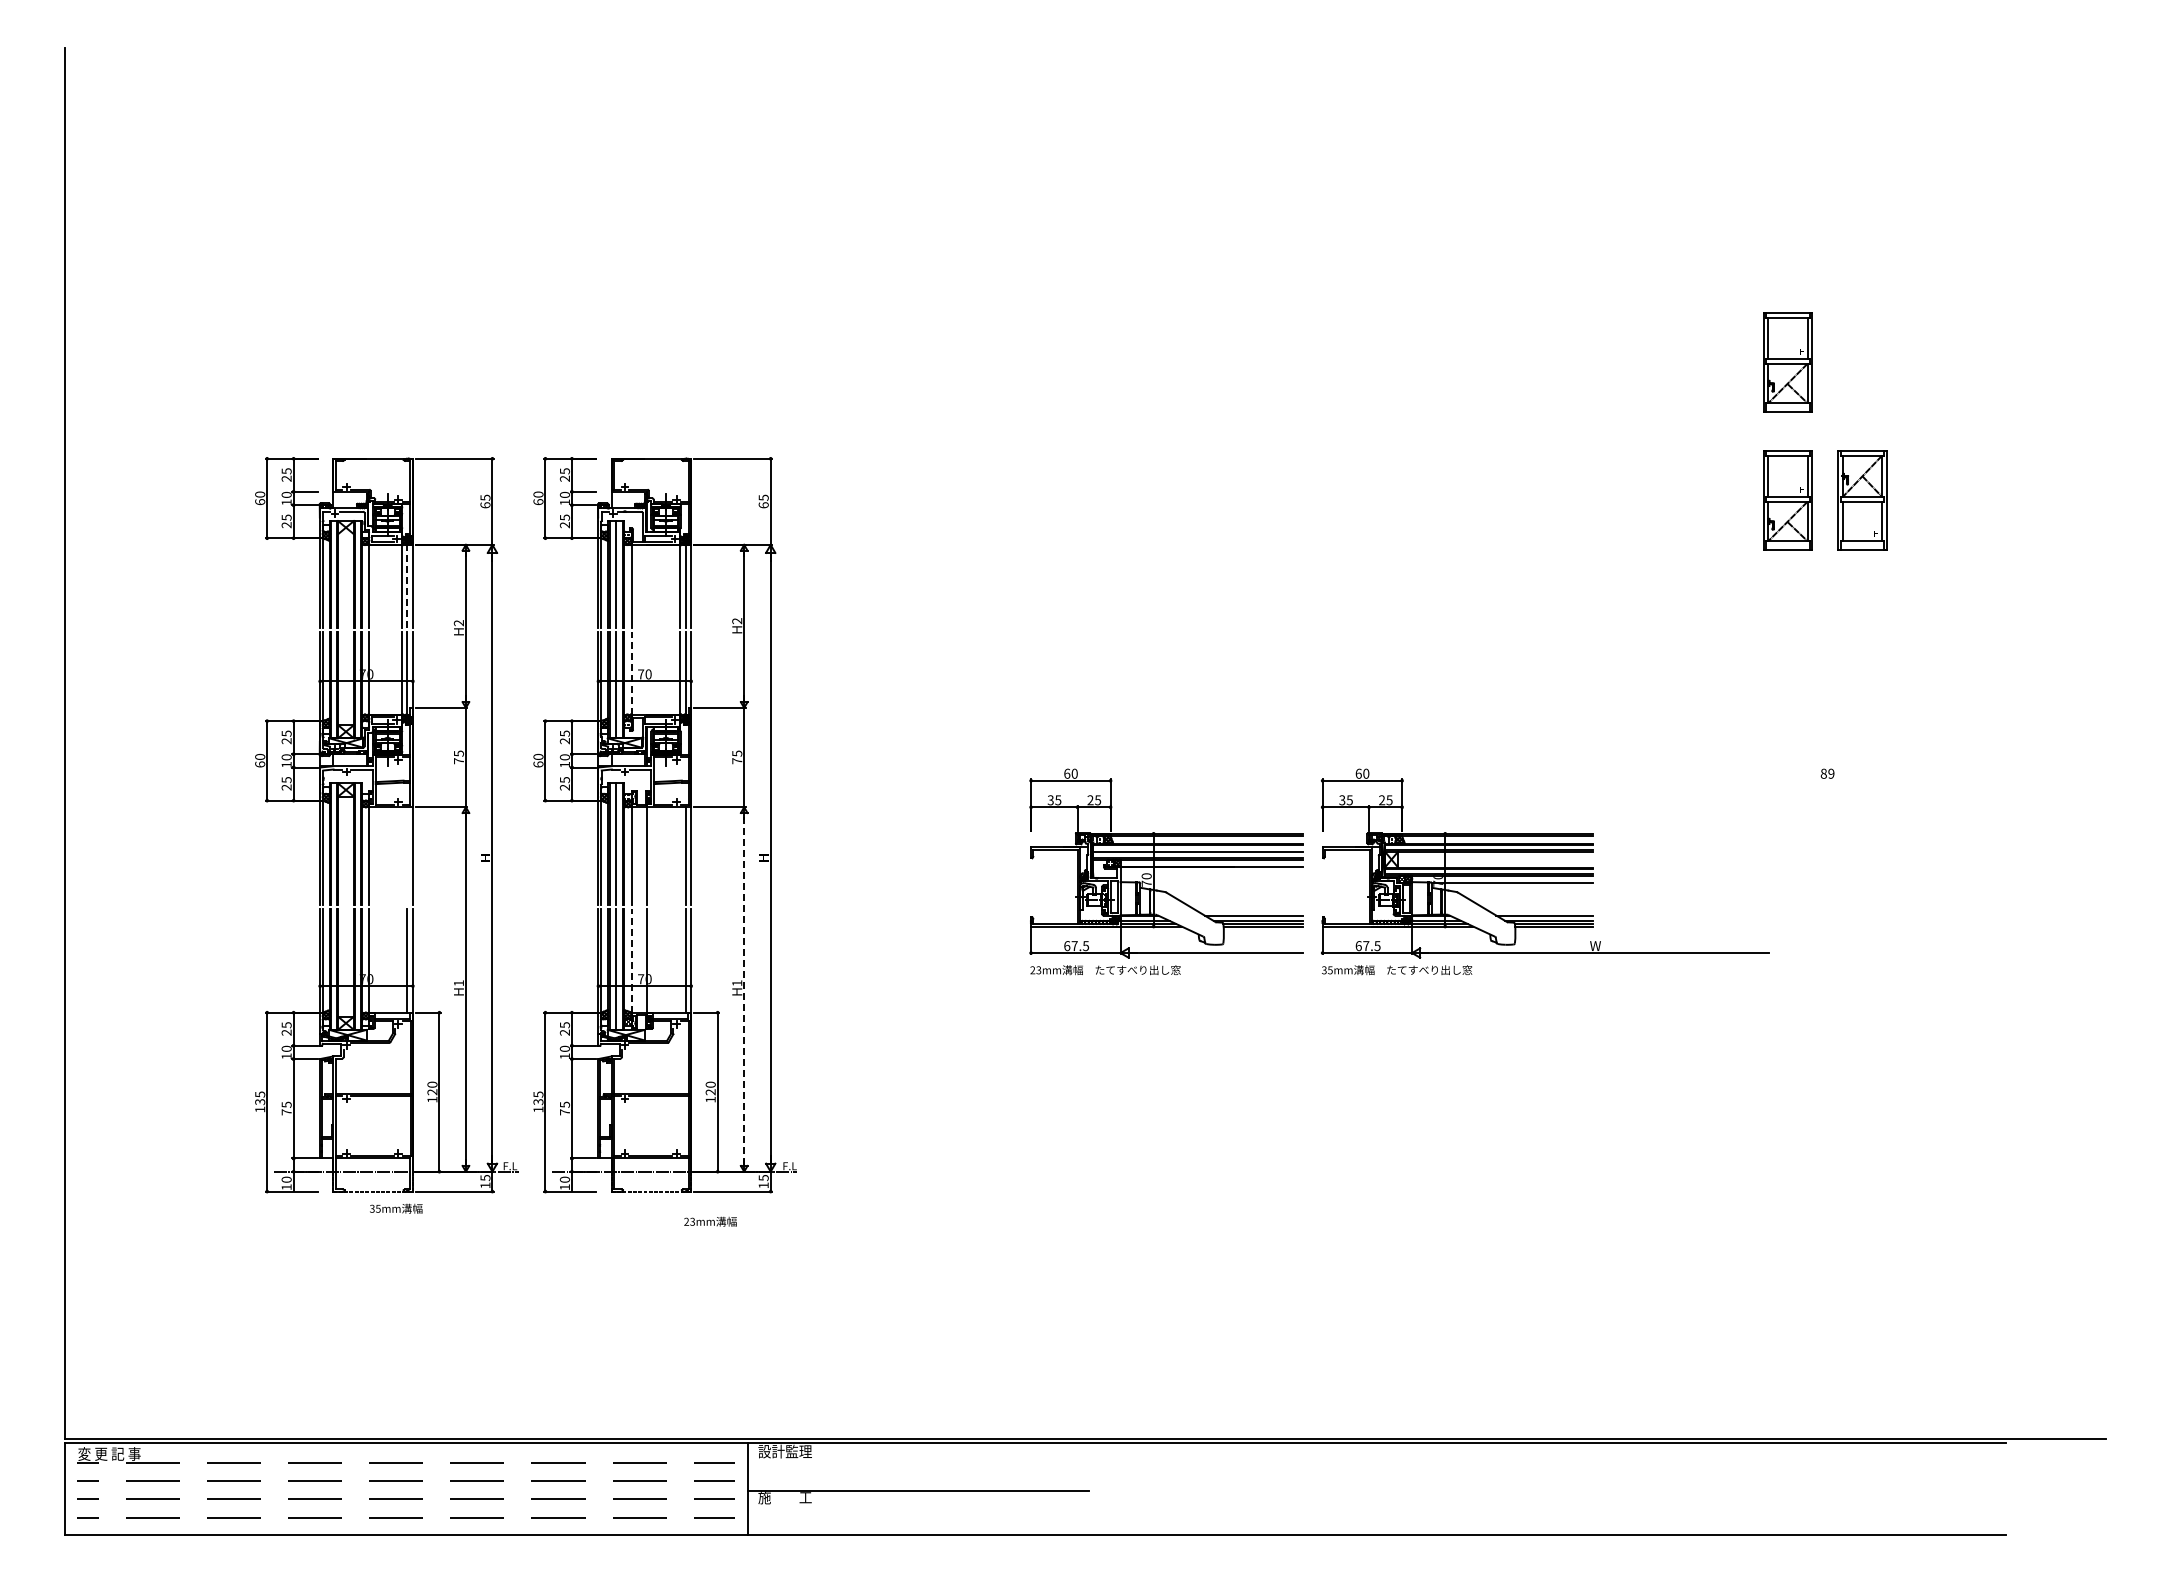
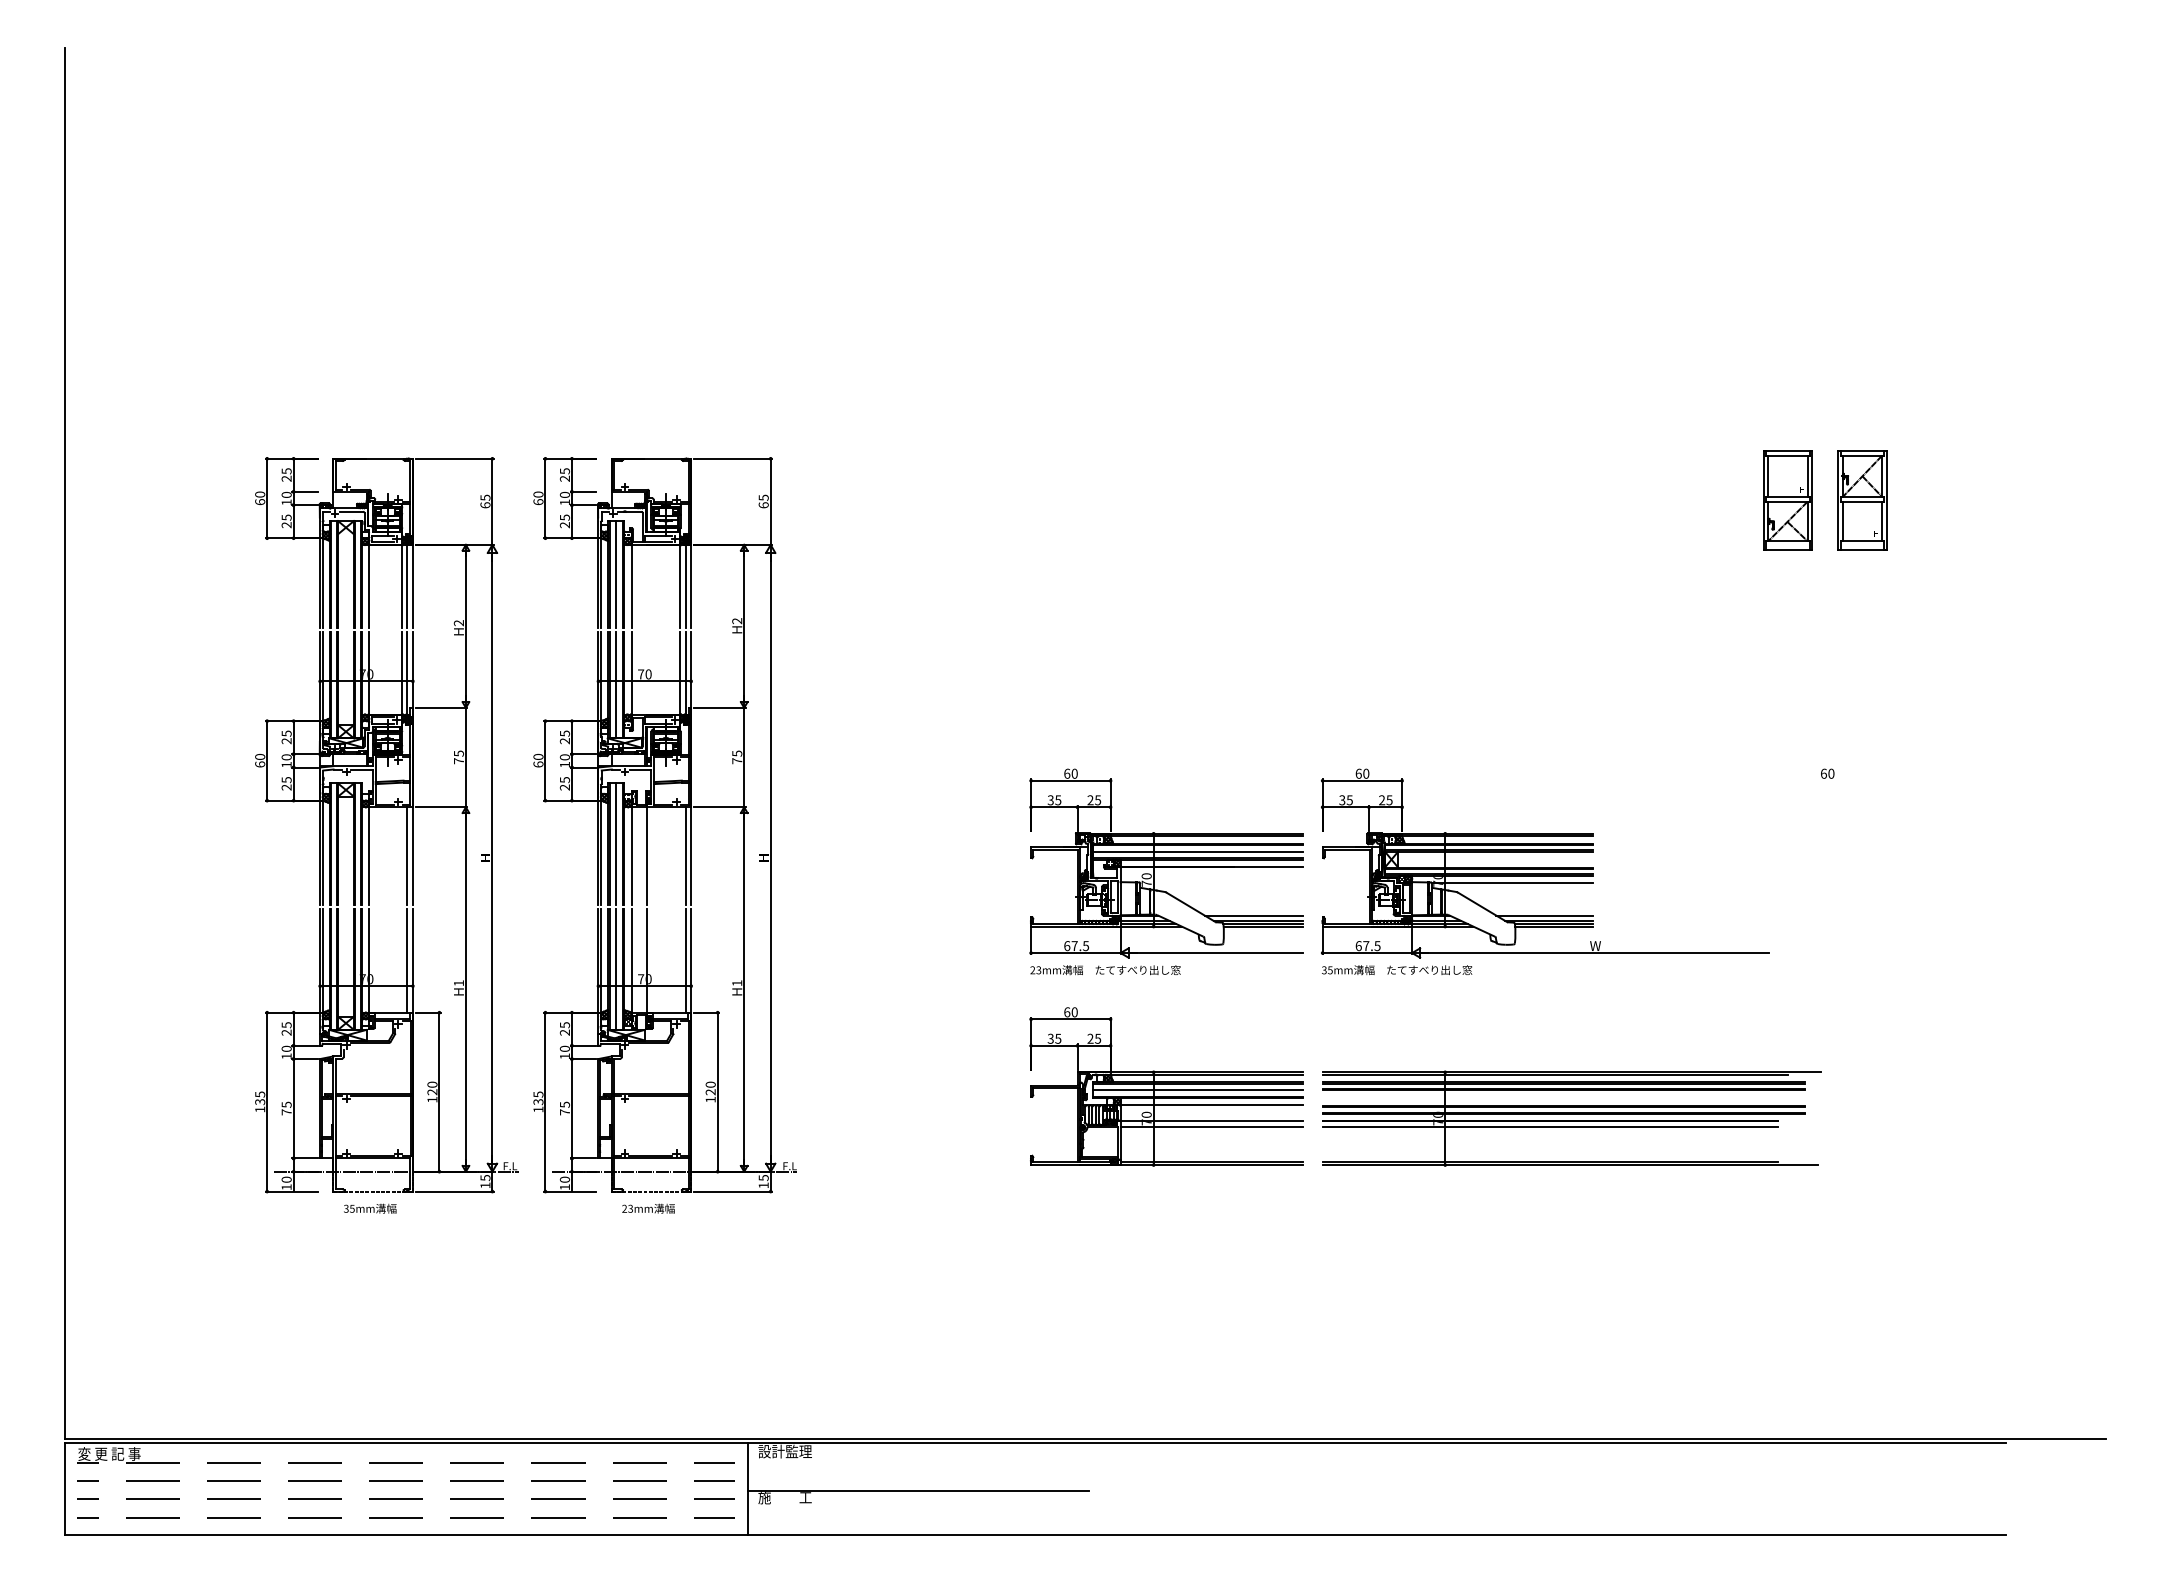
part: present -> none (1787, 362)
line: dashed -> solid (407, 585)
line: dashed -> solid (631, 672)
text: 89 -> 60 (1827, 773)
line: none -> present (407, 855)
line: dashed -> solid (631, 960)
line: dashed -> solid (744, 989)
part: none -> present (1166, 1086)
part: none -> present (1571, 1118)
text position: (396, 1208) -> (370, 1208) (370, 1208)
text position: (710, 1221) -> (648, 1208) (648, 1208)
